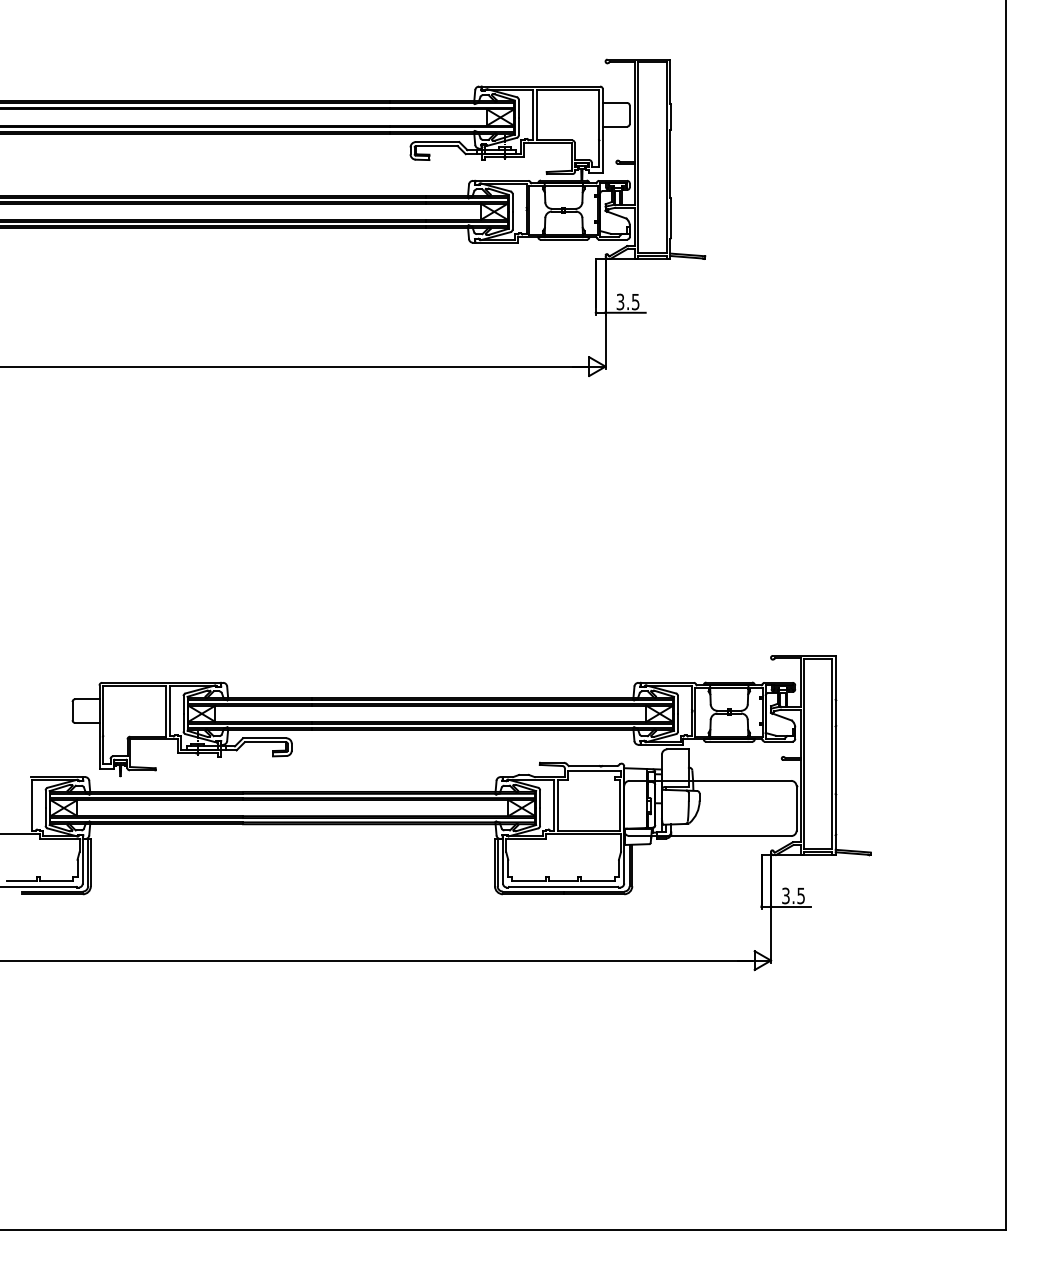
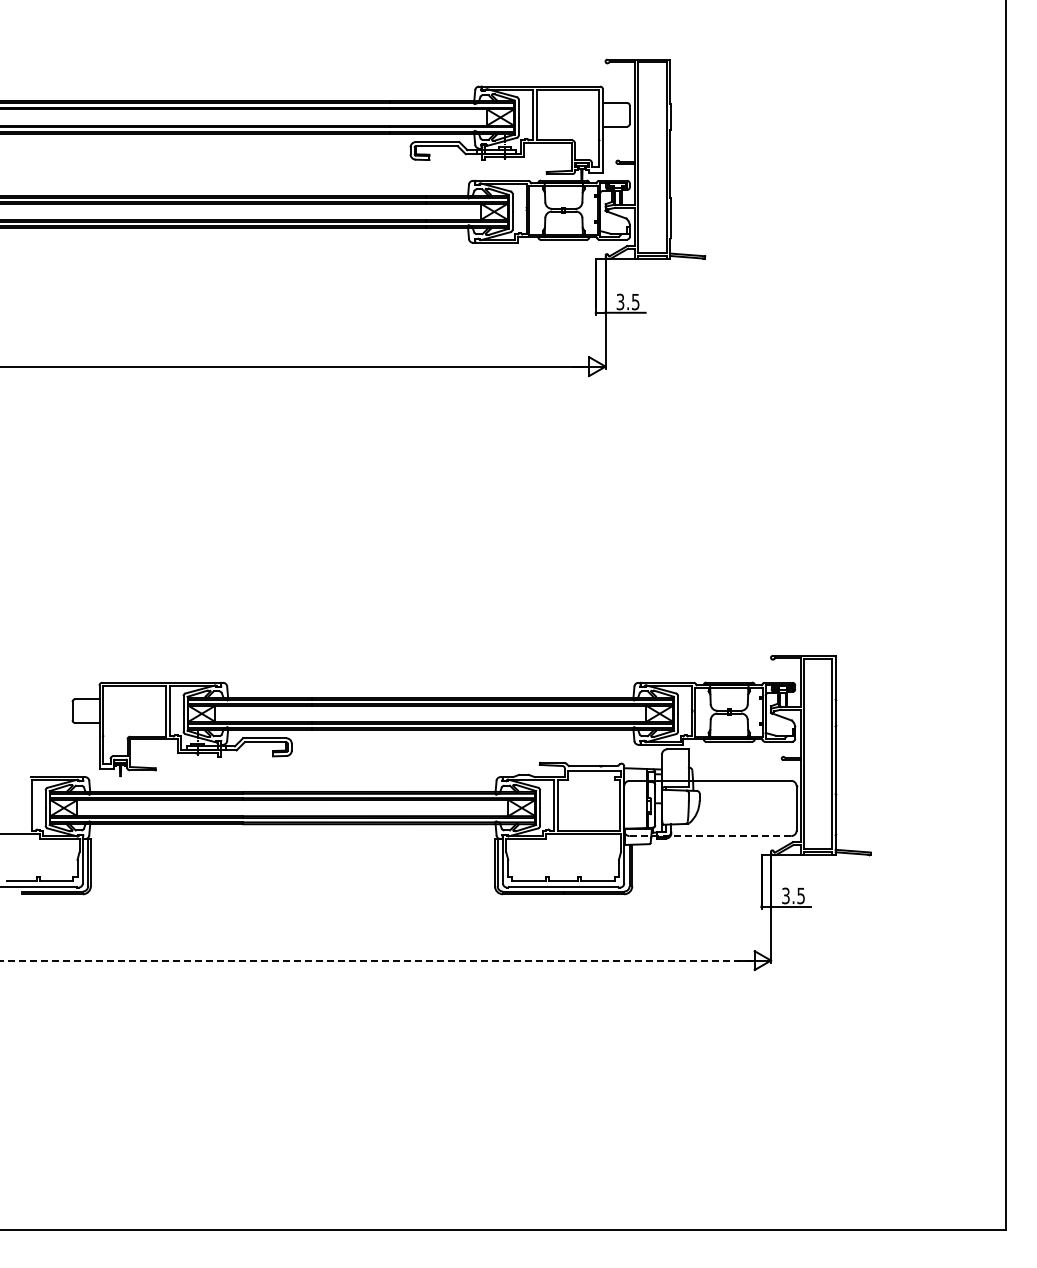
line: solid -> dashed (710, 836)
line: solid -> dashed (376, 960)
